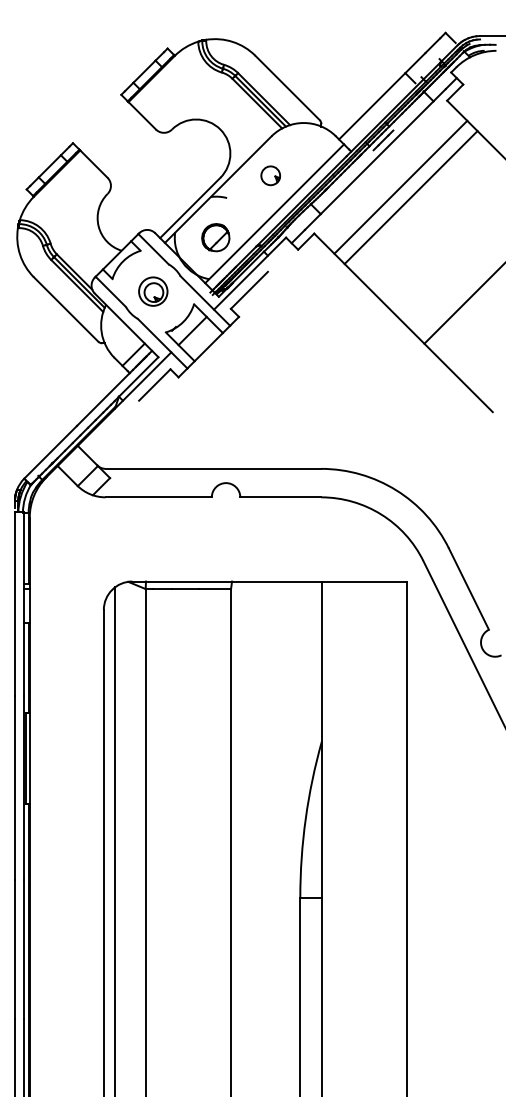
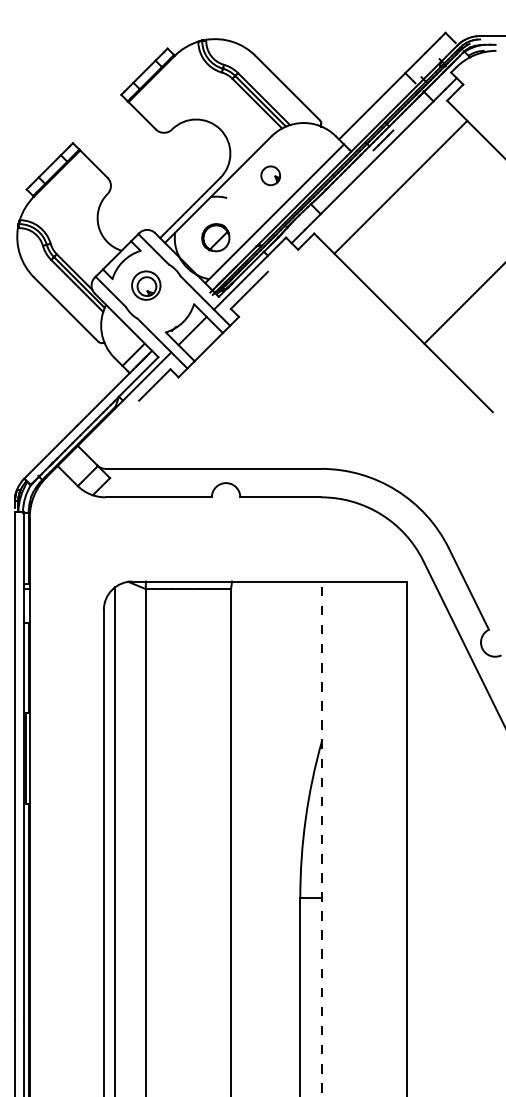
line: present -> none (410, 197)
part position: (153, 291) -> (146, 285) (146, 285)
line: solid -> dashed (321, 838)
